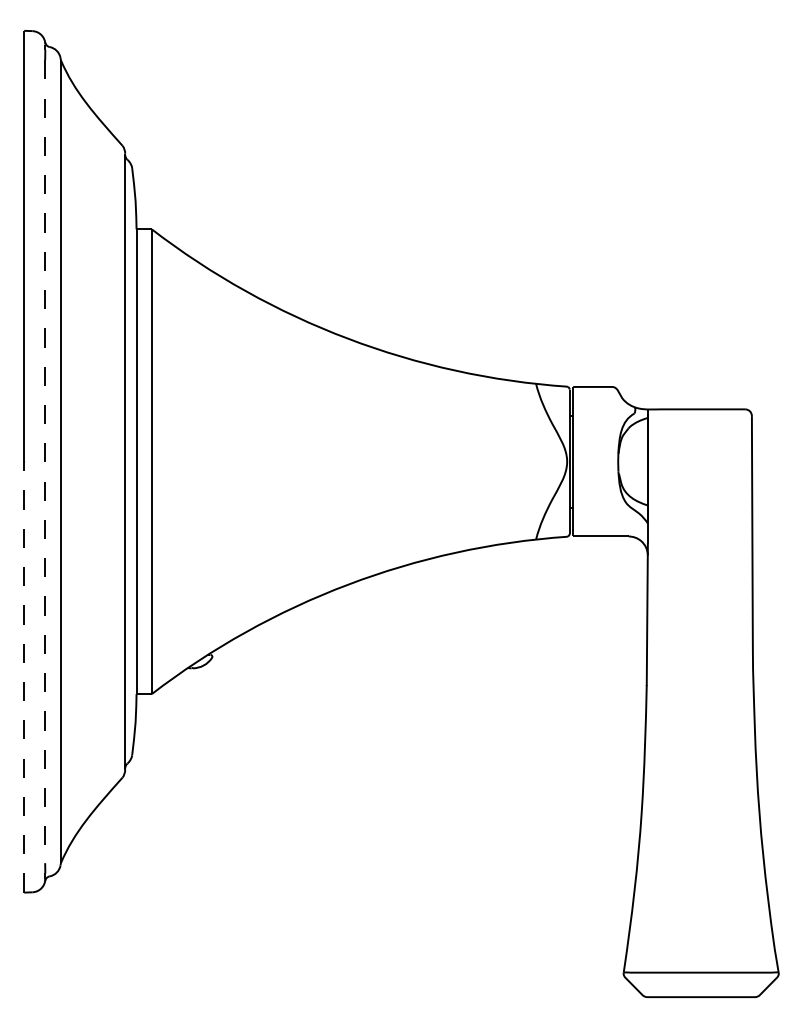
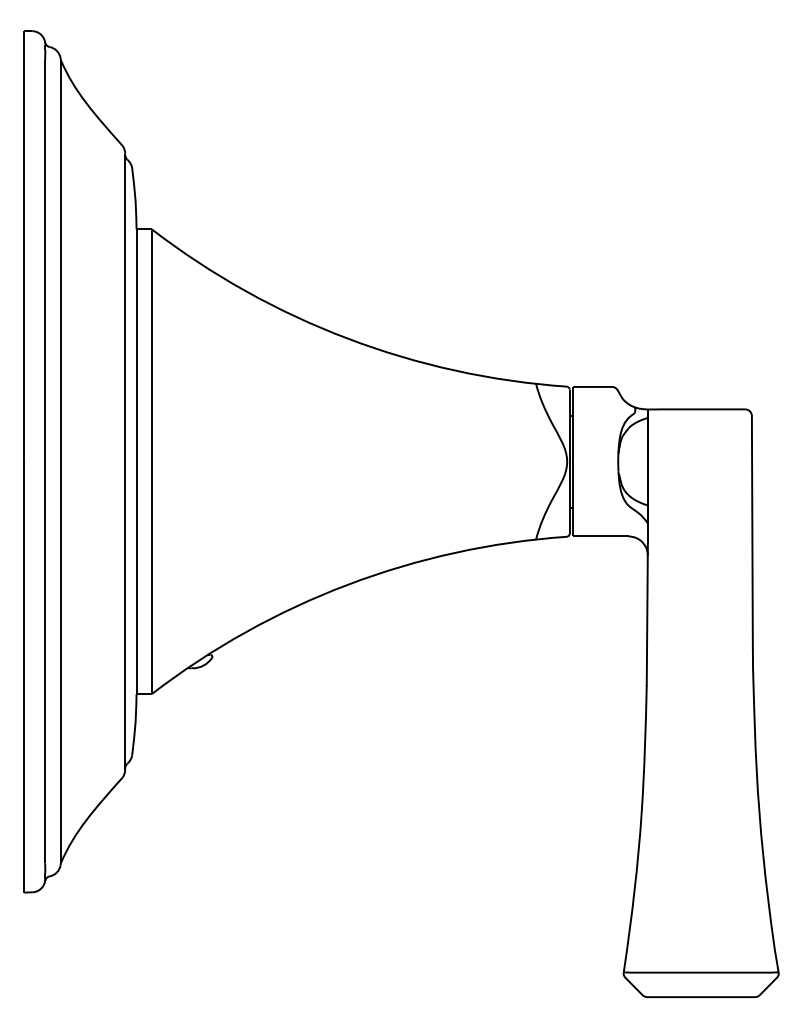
line: dashed -> solid (45, 461)
line: dashed -> solid (24, 676)
